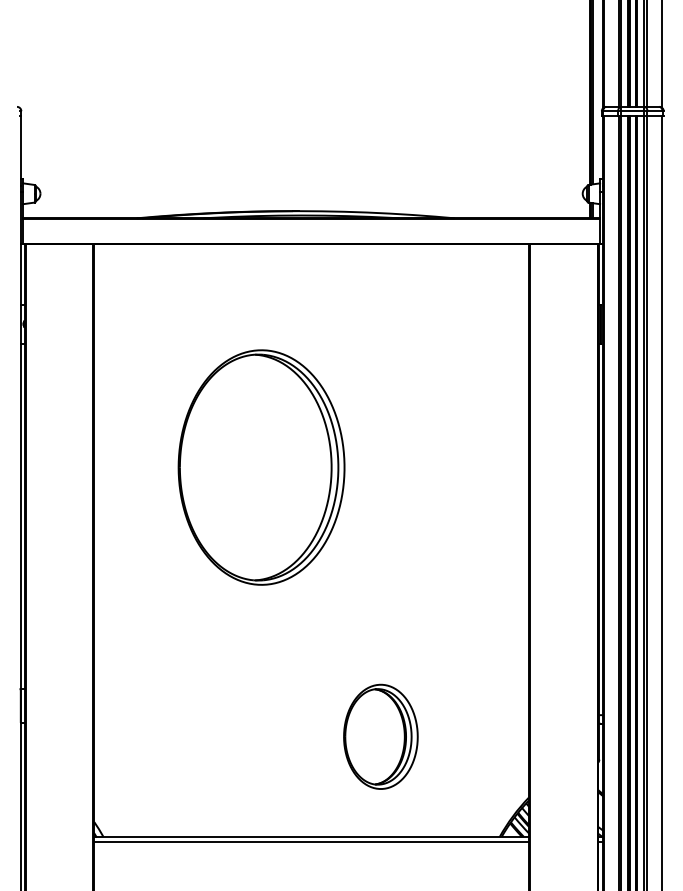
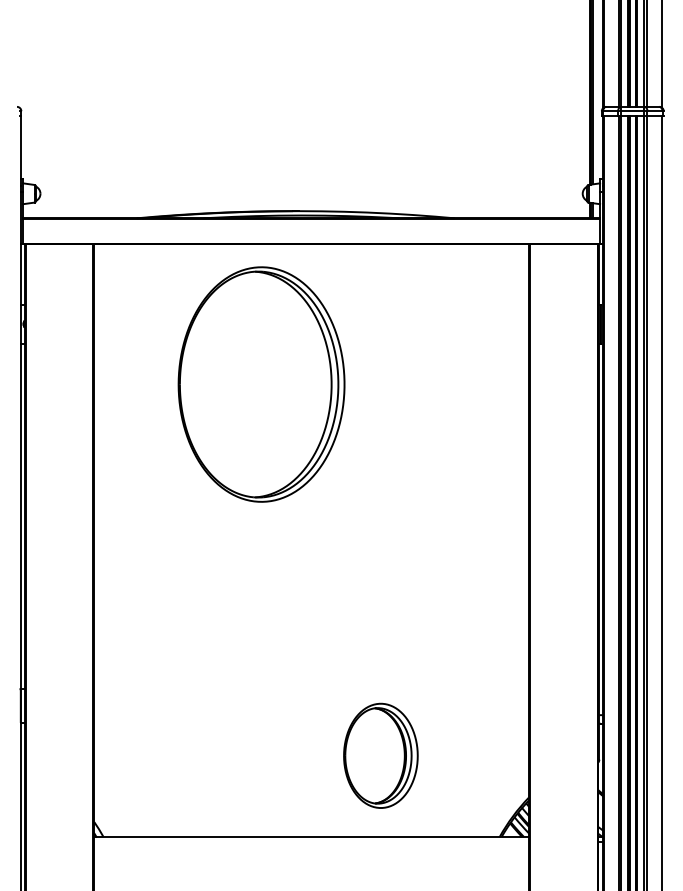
part position: (261, 467) -> (261, 384) (261, 384)
part position: (380, 736) -> (380, 755) (380, 755)
line: present -> none (311, 842)
